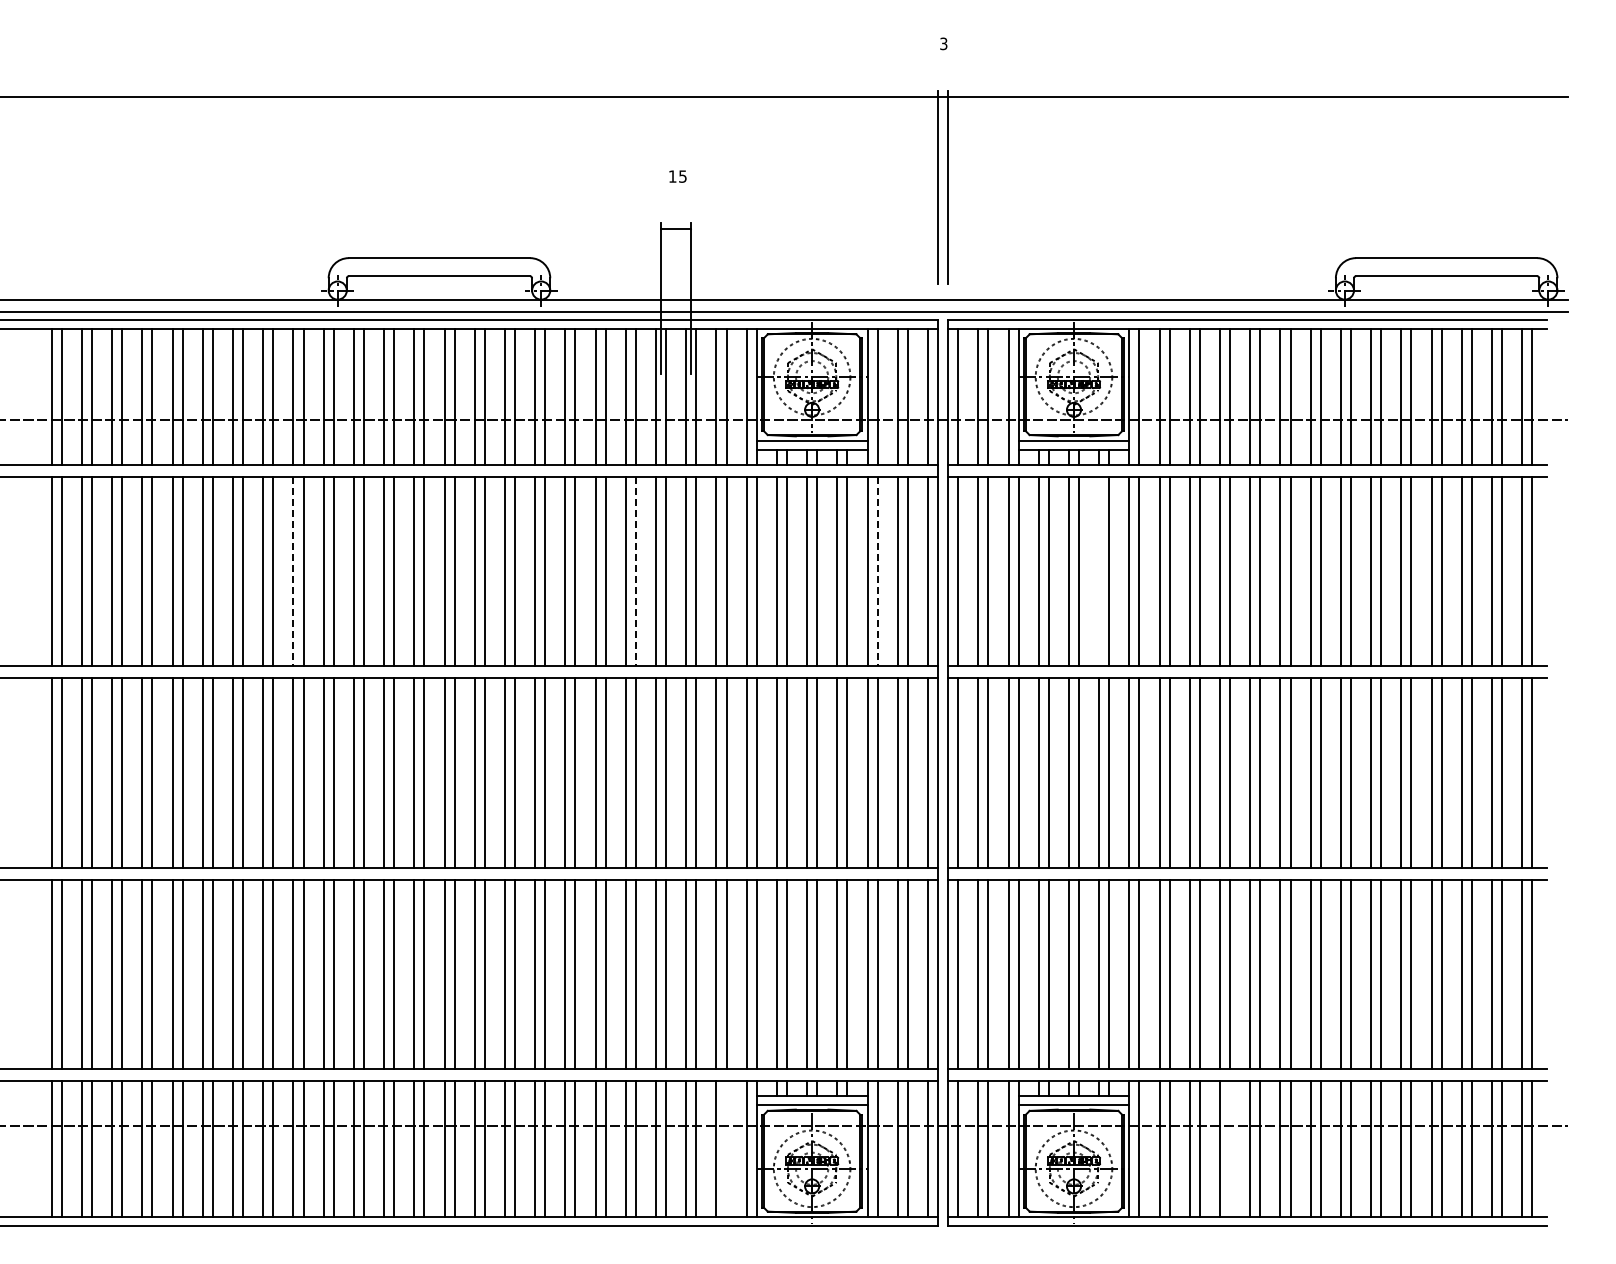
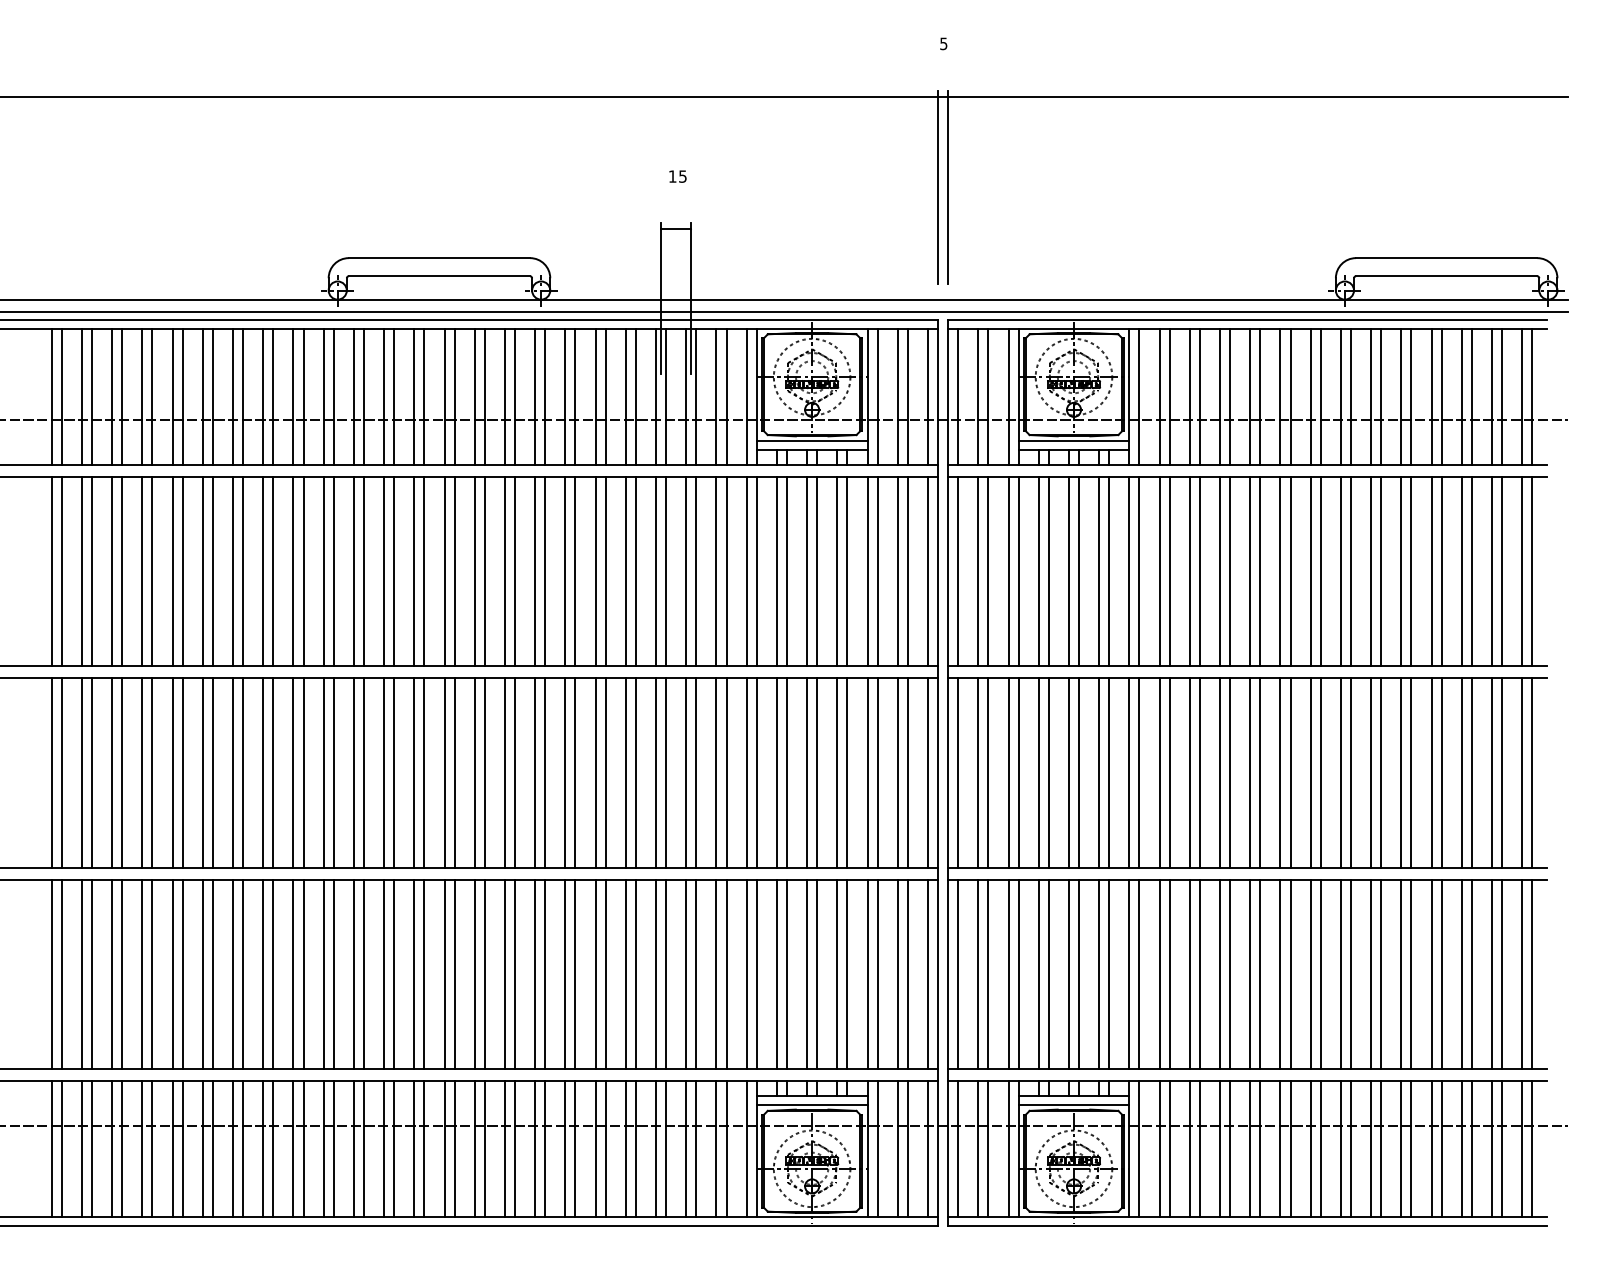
text: 3 -> 5 (943, 43)
line: dashed -> solid (293, 571)
line: dashed -> solid (635, 571)
line: dashed -> solid (877, 571)
line: none -> present (1099, 571)
line: none -> present (726, 1149)
line: none -> present (1230, 1149)
